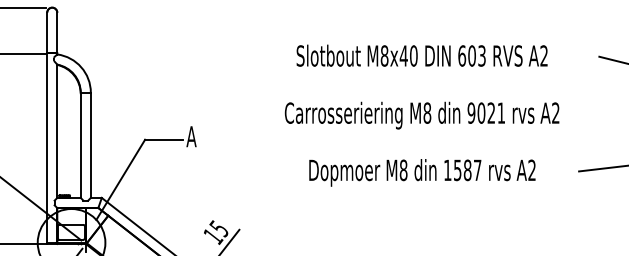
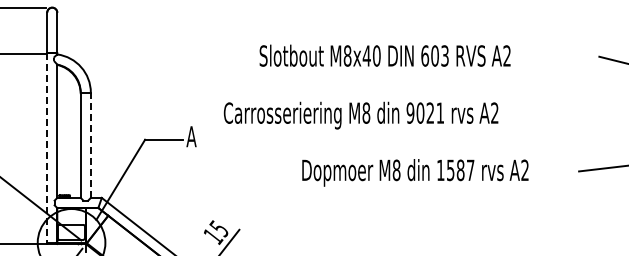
text position: (421, 55) -> (384, 55) (384, 55)
text position: (421, 115) -> (360, 115) (360, 115)
line: solid -> dashed (90, 145)
line: solid -> dashed (47, 148)
text position: (422, 172) -> (415, 172) (415, 172)
